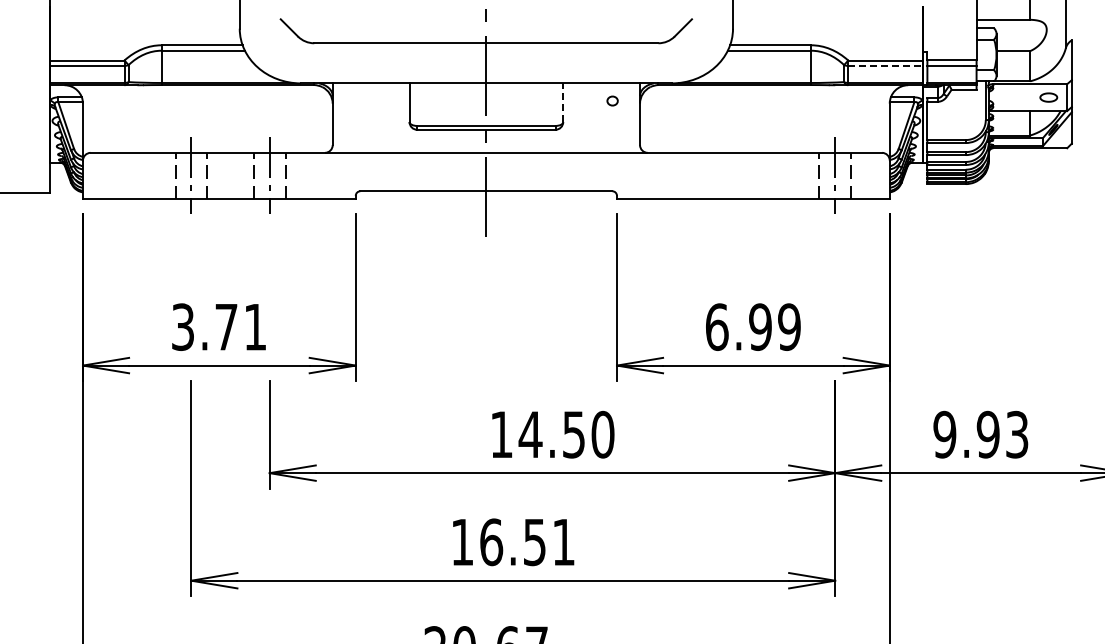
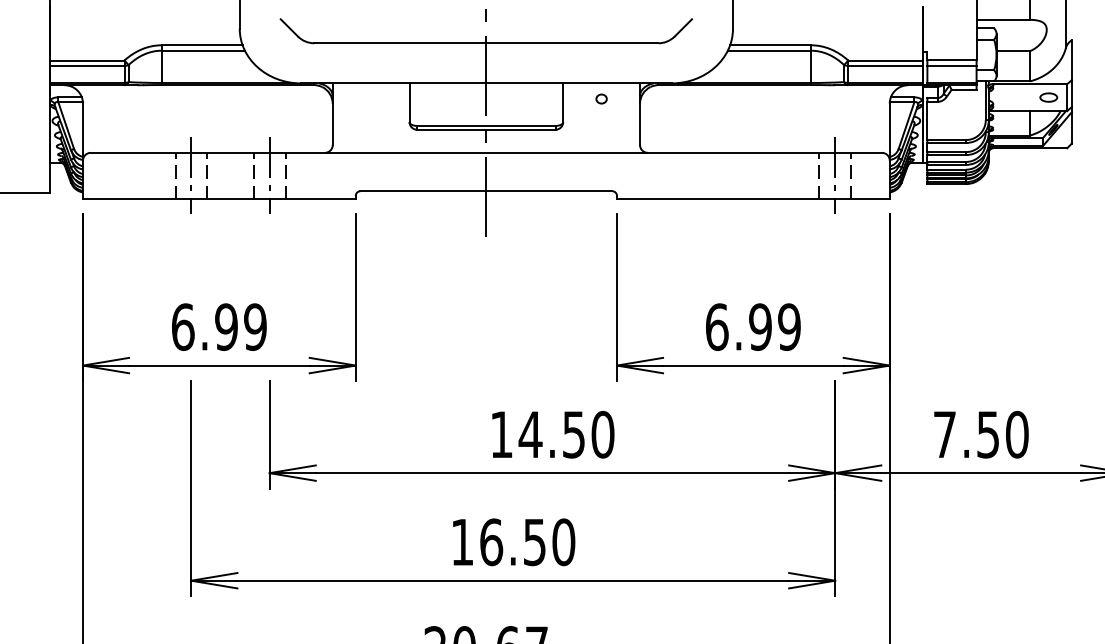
line: dashed -> solid (886, 65)
part position: (612, 100) -> (601, 98) (601, 98)
line: dashed -> solid (563, 102)
text: 3.71 -> 6.99 (219, 326)
text: 9.93 -> 7.50 (980, 434)
text: 16.51 -> 16.50 (563, 542)
